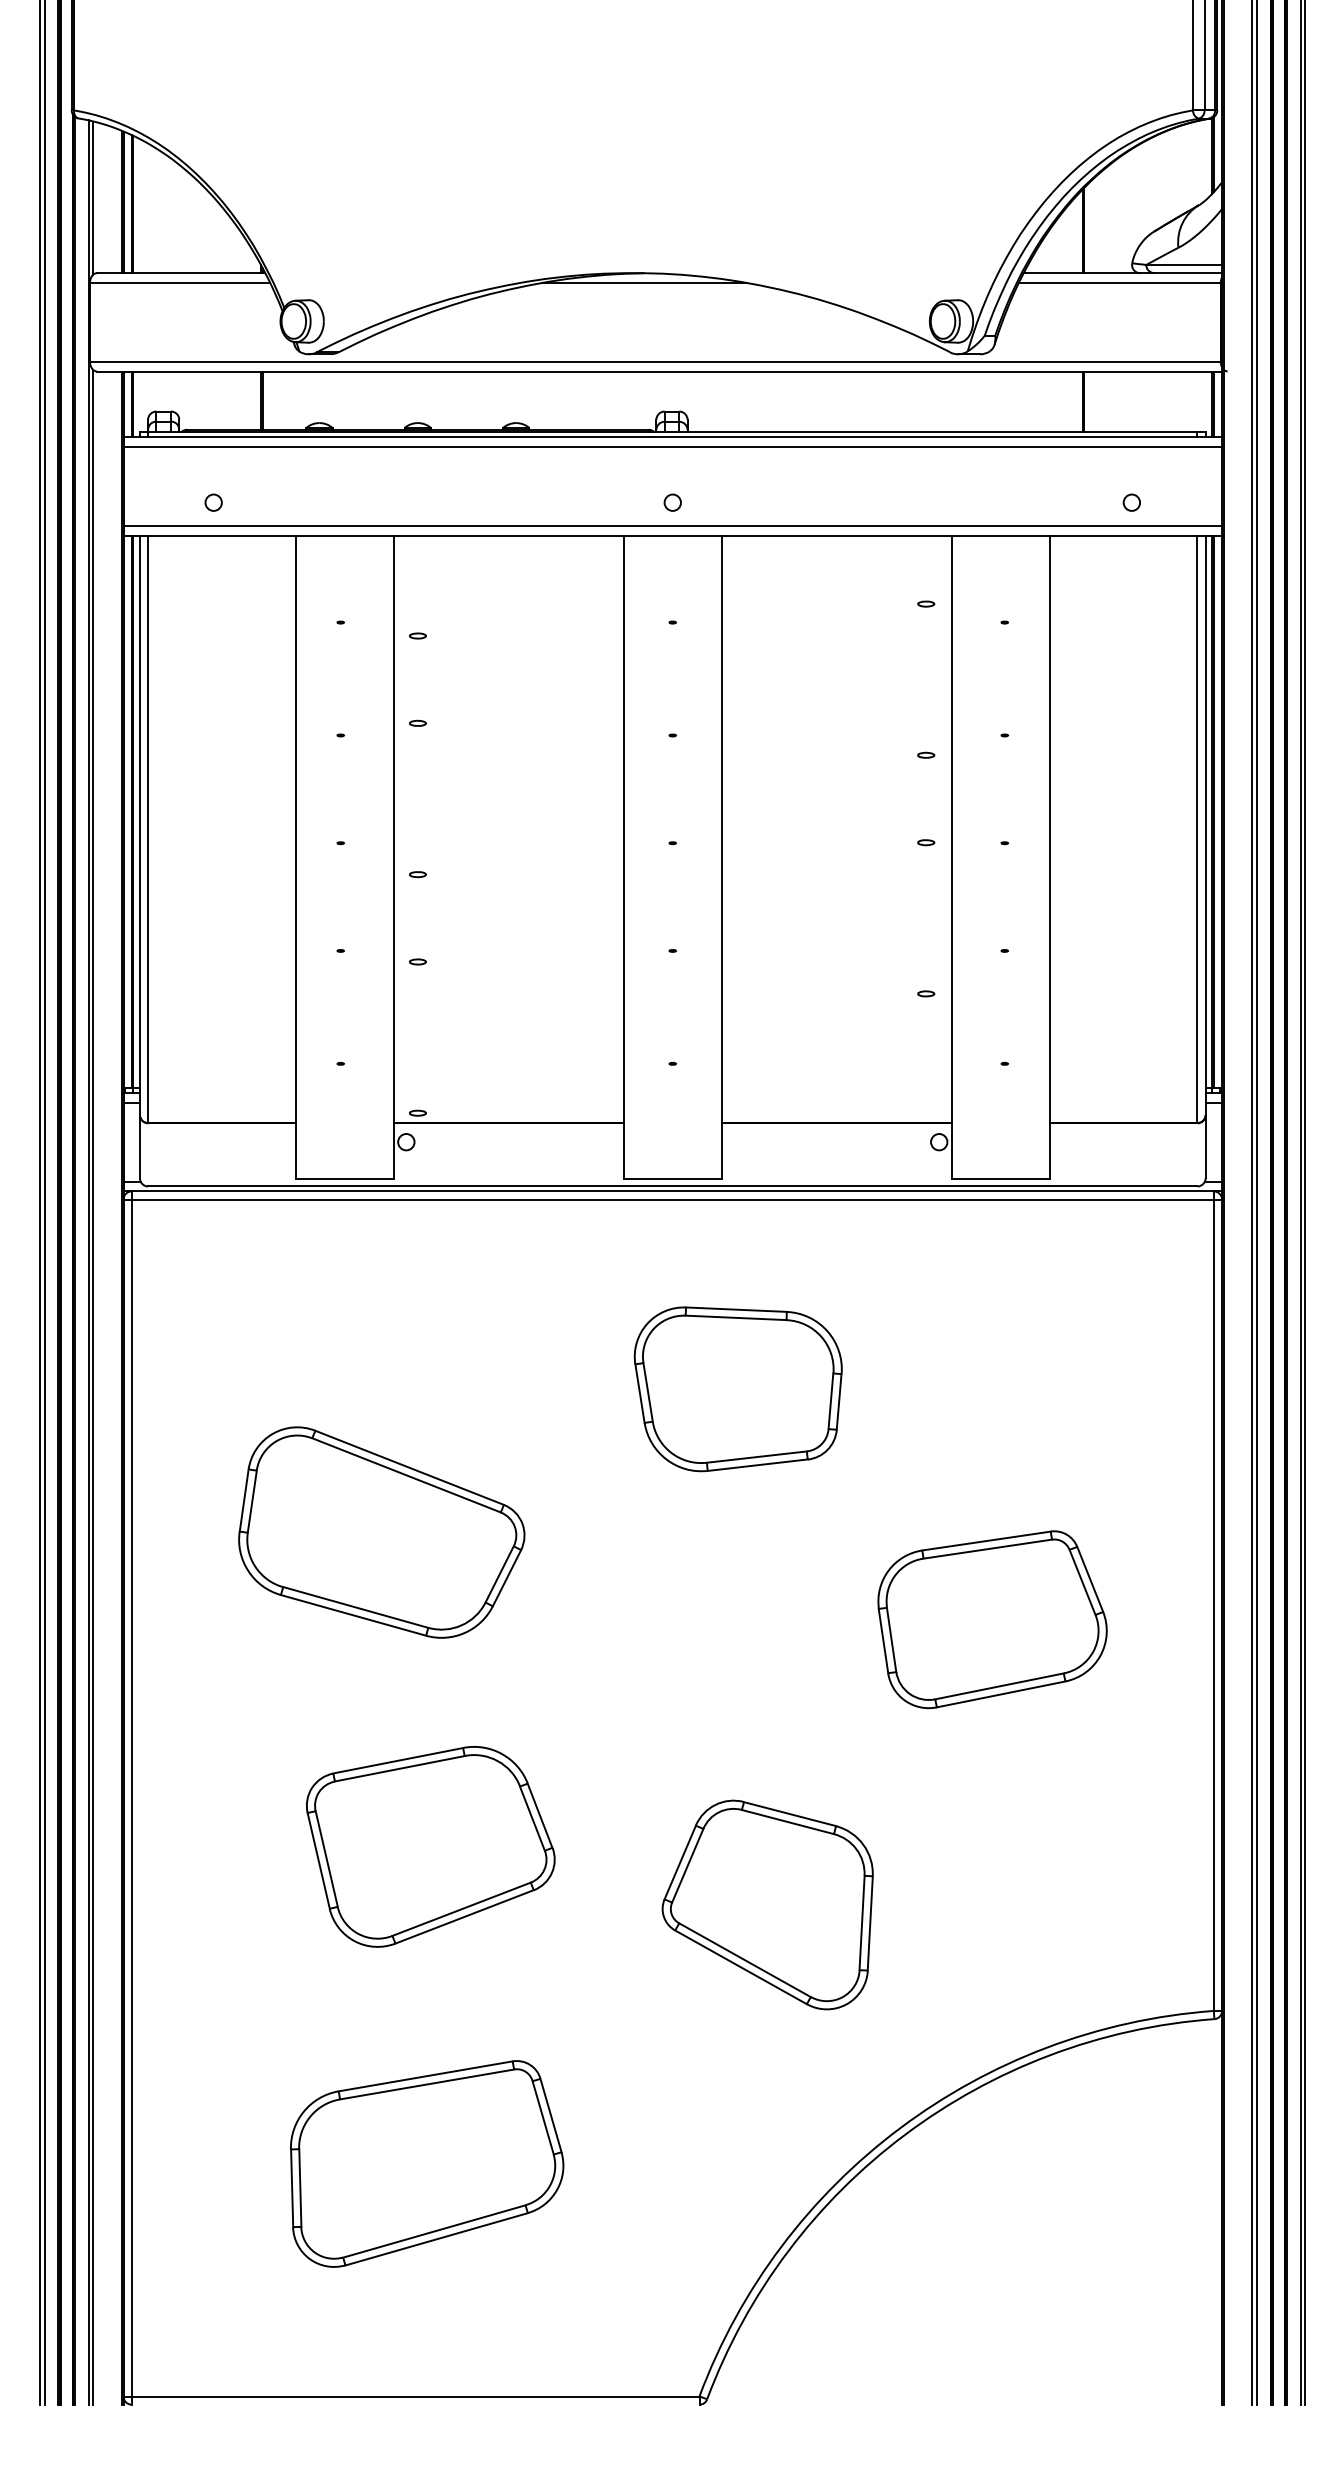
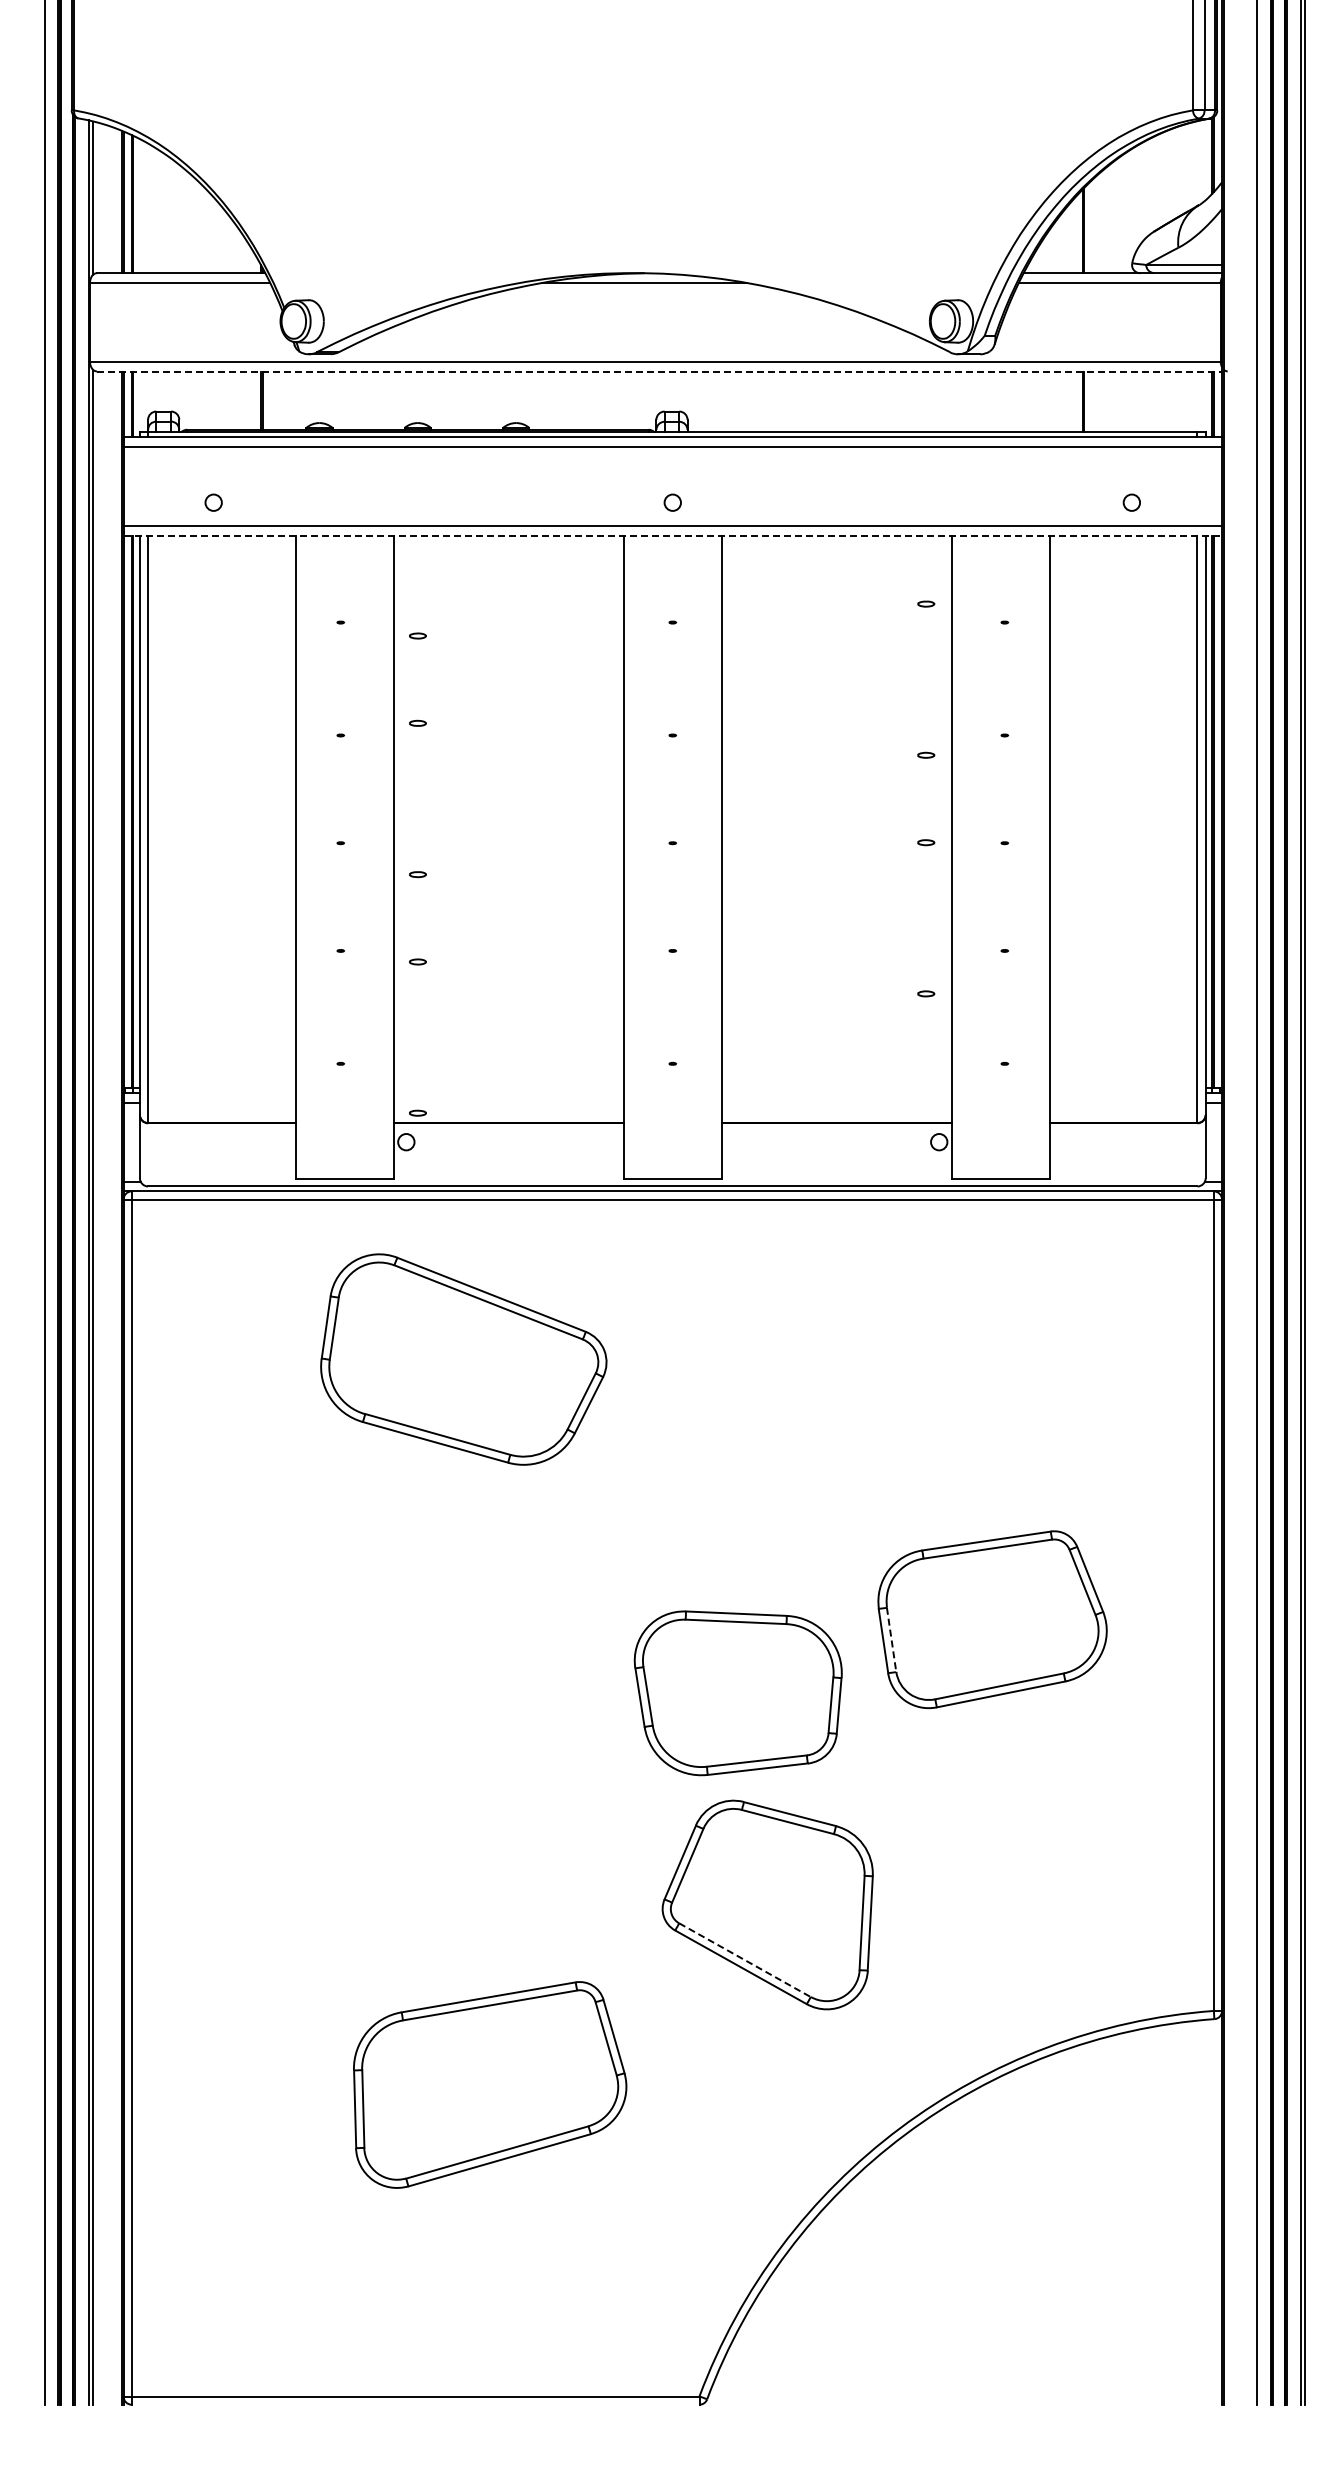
line: solid -> dashed (659, 371)
line: solid -> dashed (673, 535)
line: present -> none (40, 1203)
line: present -> none (1252, 1203)
part position: (737, 1389) -> (737, 1693) (737, 1693)
part position: (381, 1532) -> (463, 1359) (463, 1359)
line: solid -> dashed (891, 1640)
part: present -> none (430, 1846)
line: solid -> dashed (745, 1960)
part position: (427, 2163) -> (490, 2084) (490, 2084)
